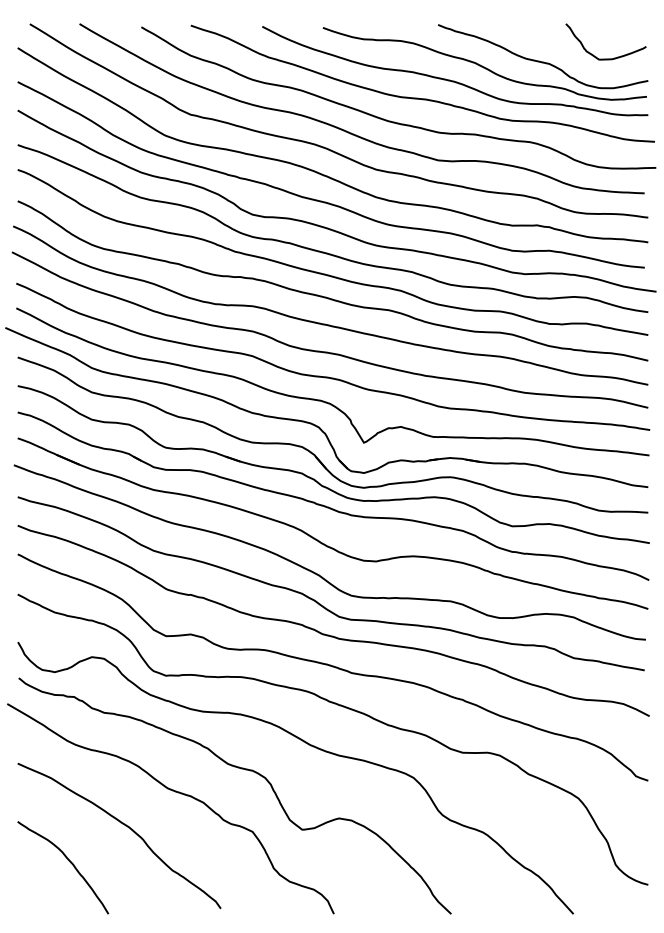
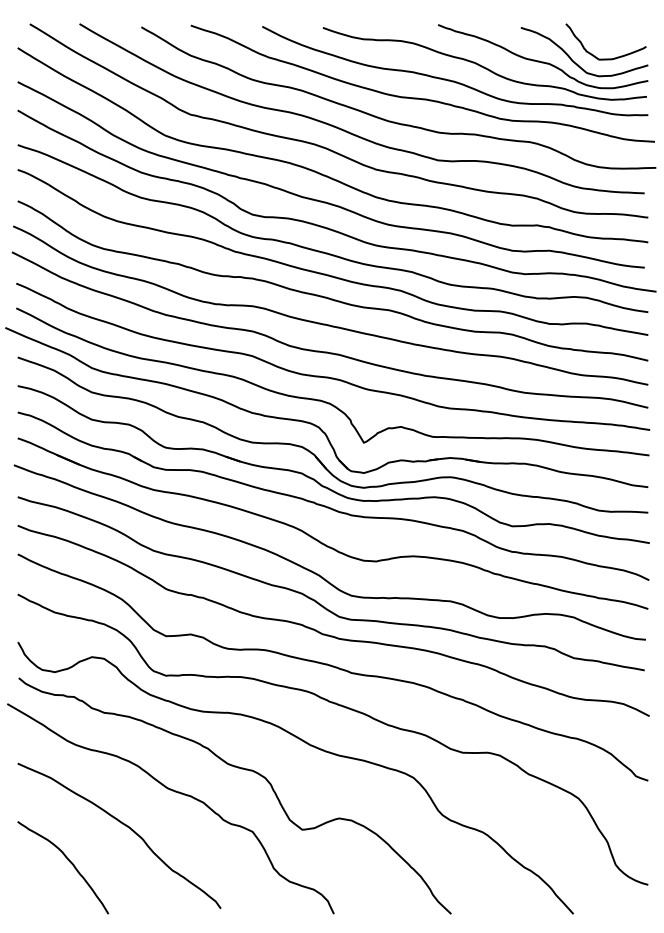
curve: none -> present (577, 63)
